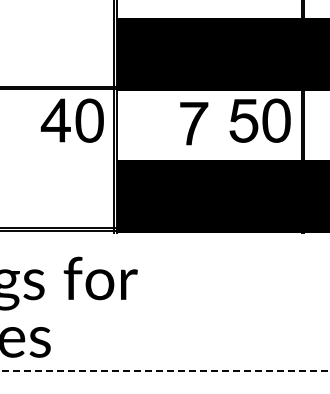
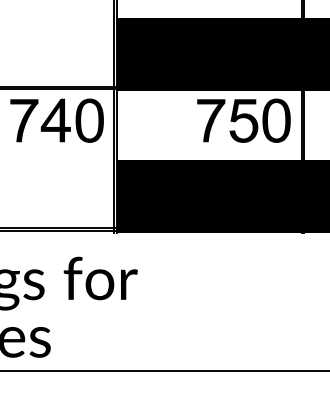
fill: none -> present (24, 120)
part position: (194, 123) -> (211, 120) (211, 120)
line: dashed -> solid (165, 371)
